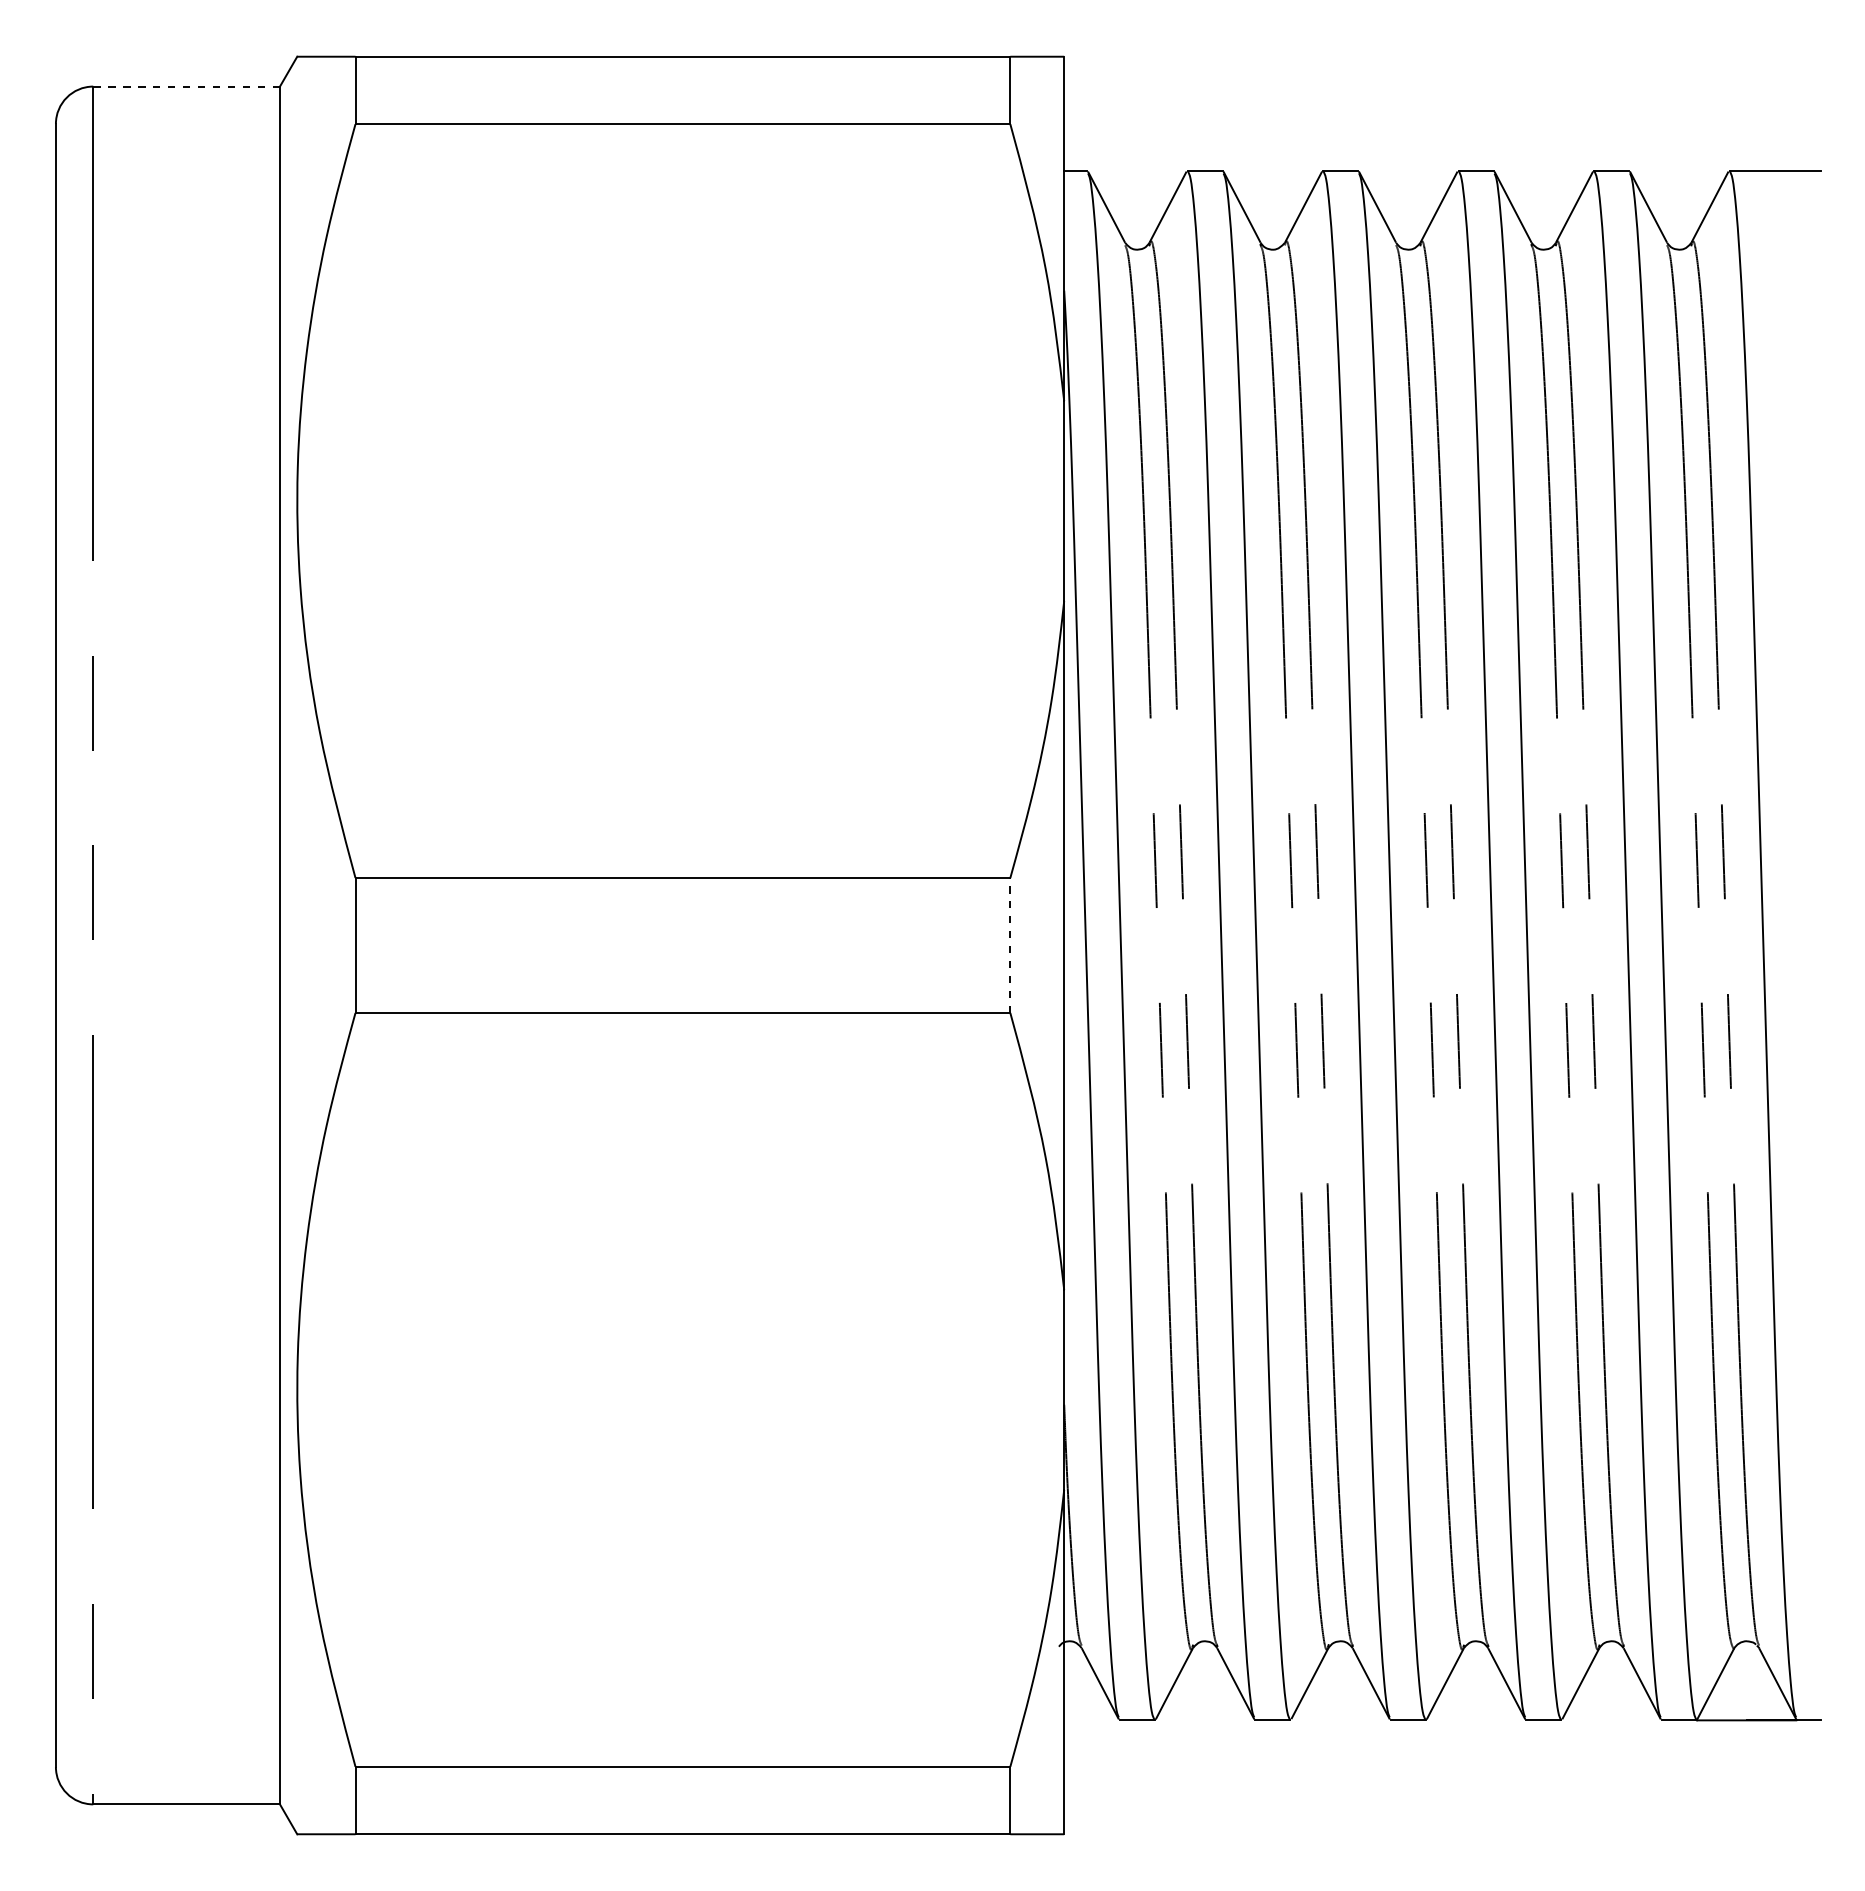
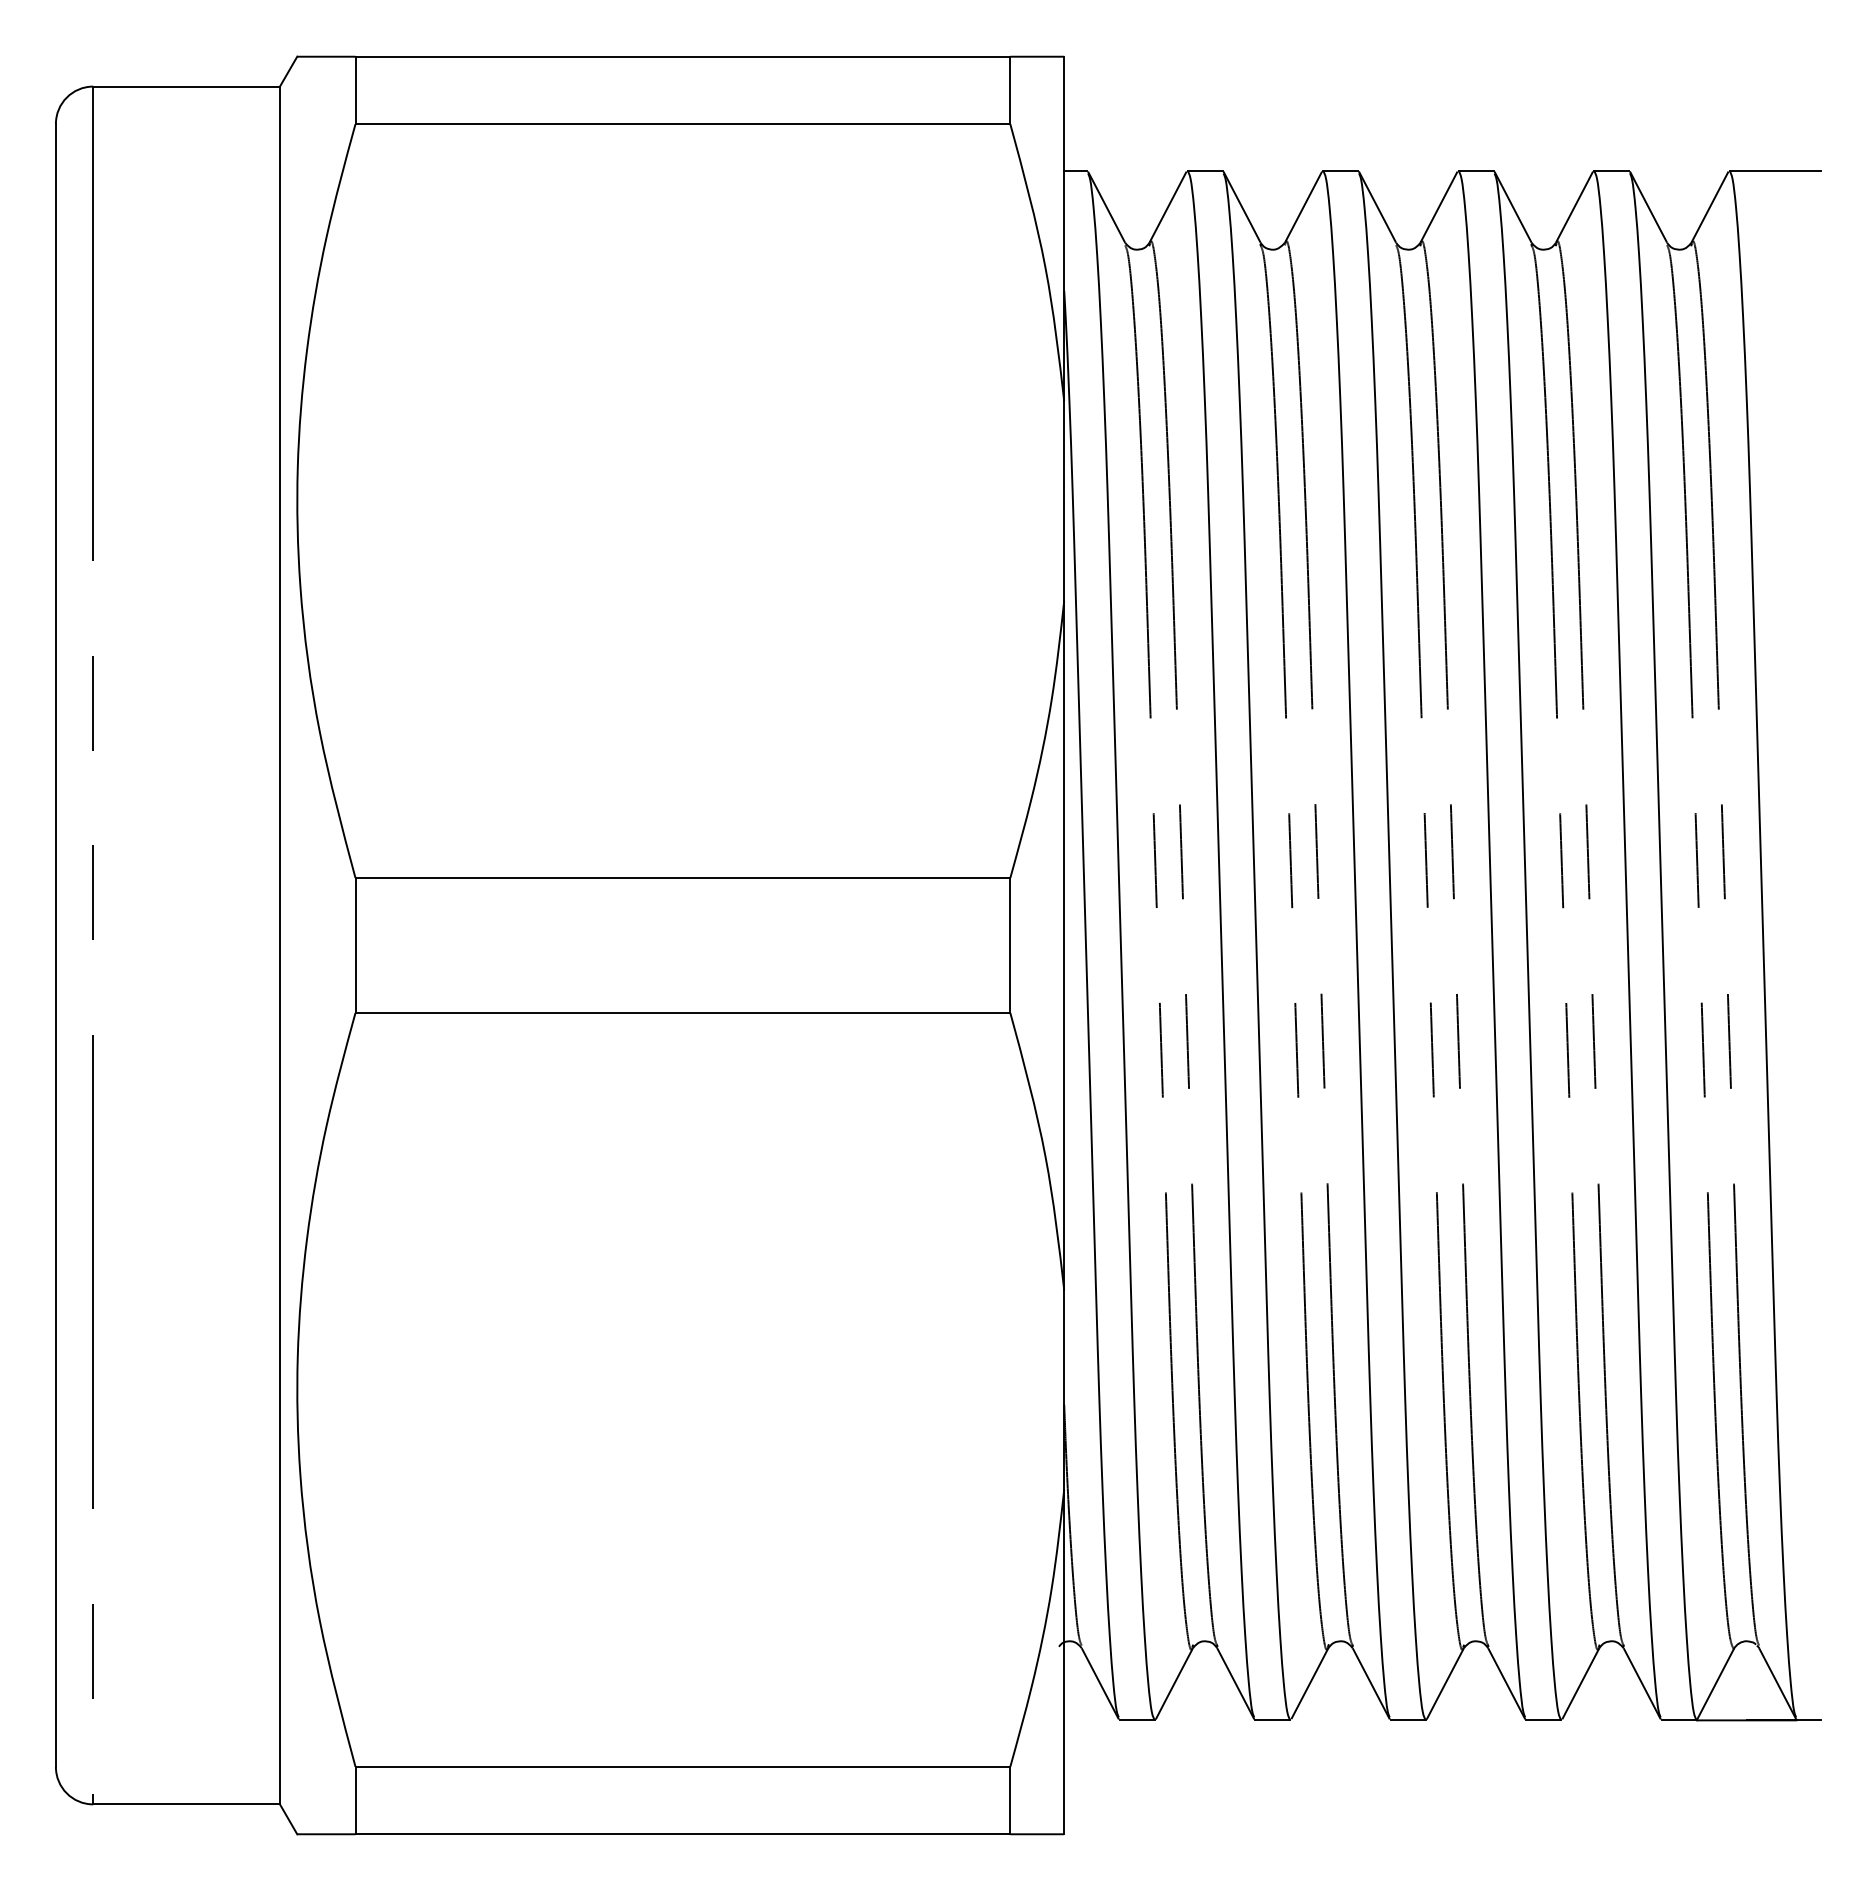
line: dashed -> solid (186, 86)
line: dashed -> solid (1010, 945)
